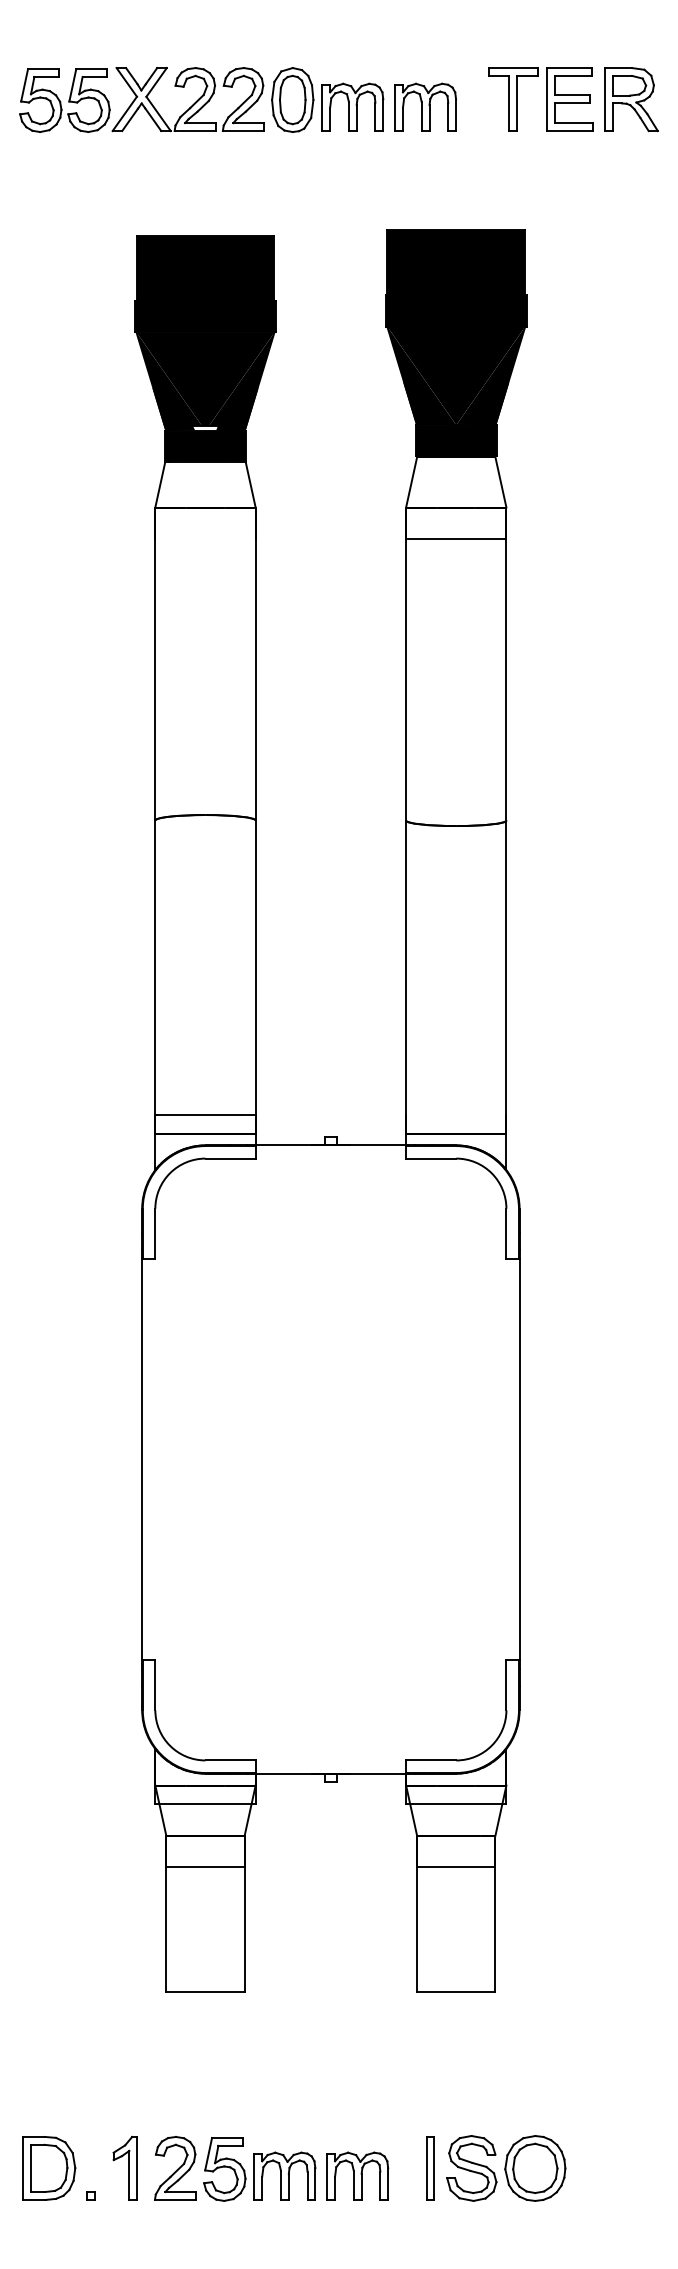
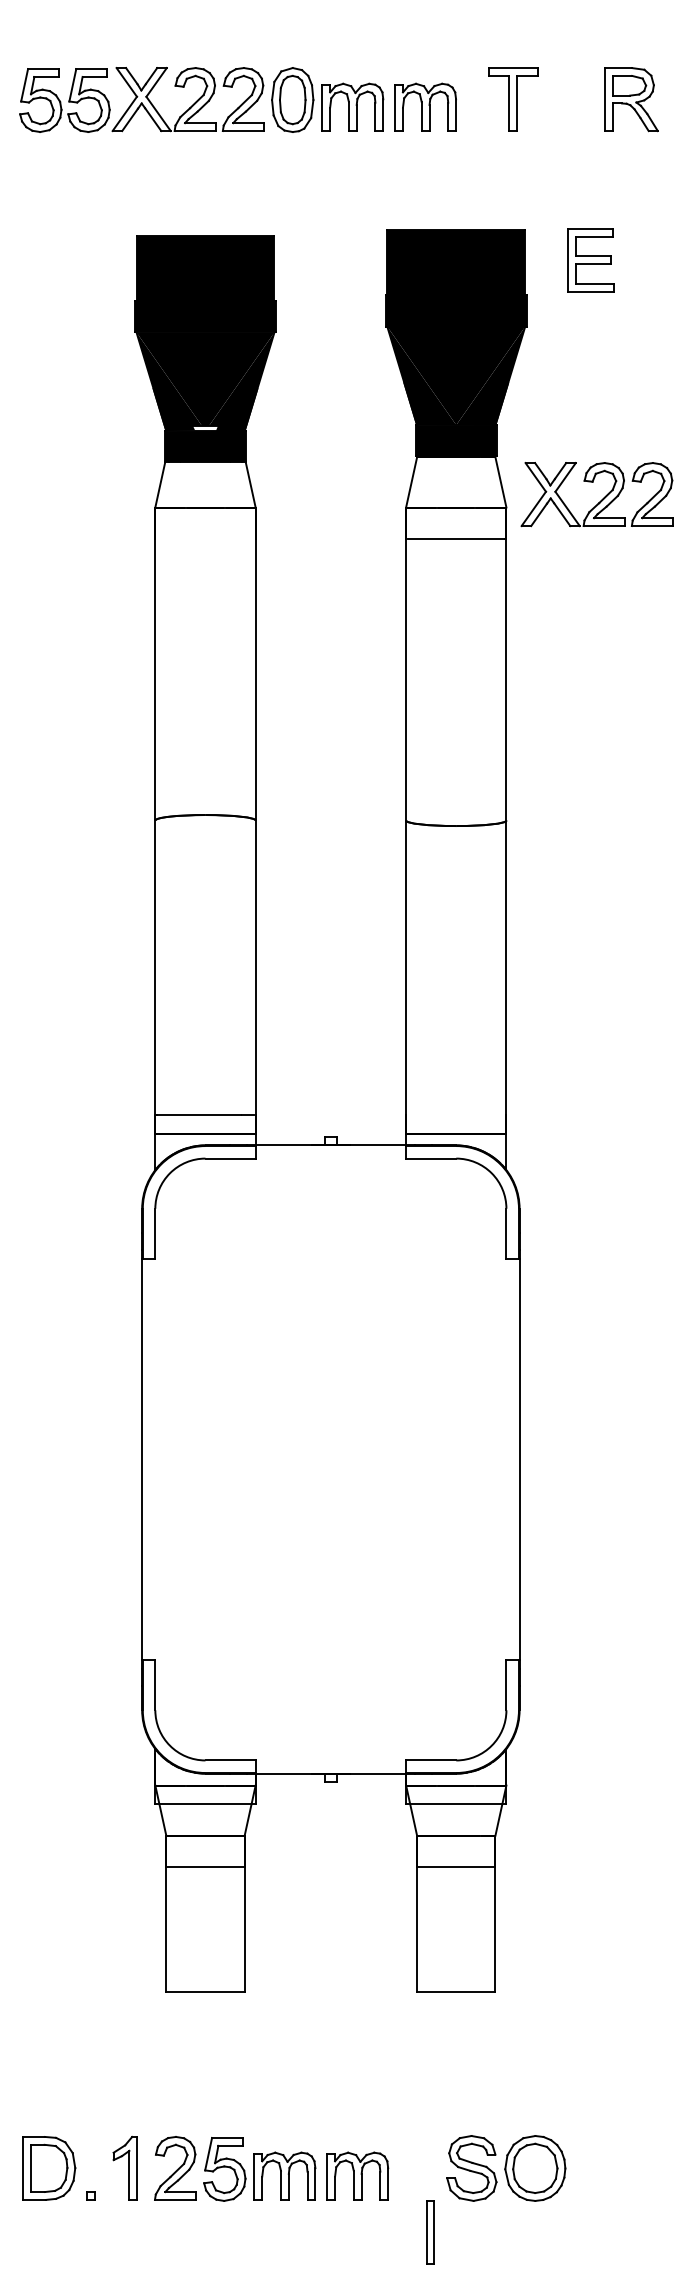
part position: (569, 99) -> (590, 260) (590, 260)
part: none -> present (601, 499)
part position: (430, 2168) -> (430, 2232) (430, 2232)
